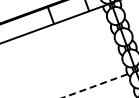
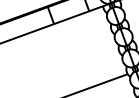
line: dashed -> solid (95, 85)
